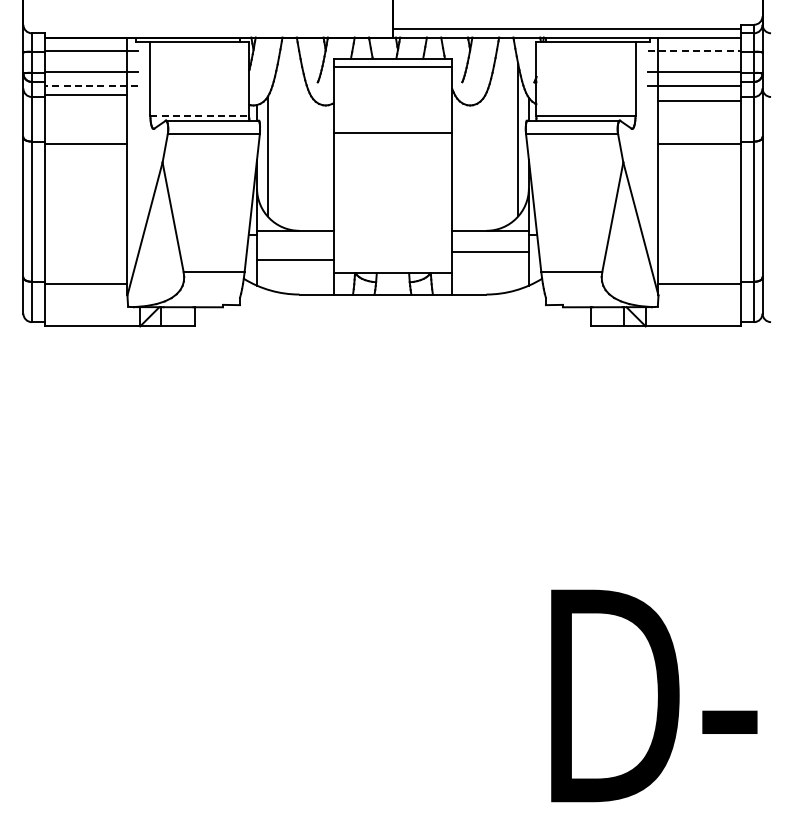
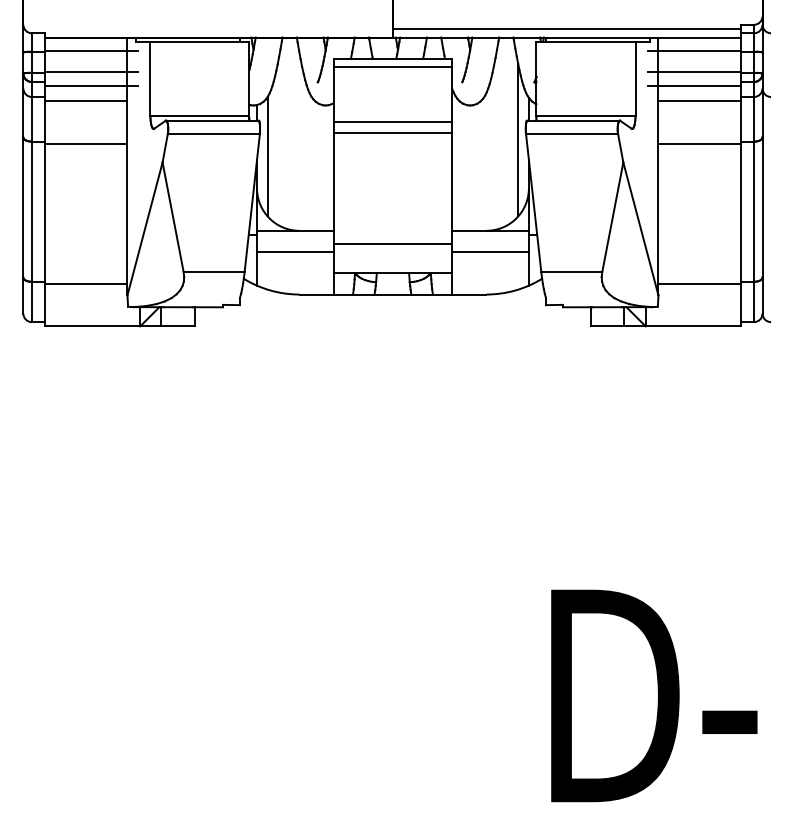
line: dashed -> solid (694, 51)
line: dashed -> solid (91, 86)
line position: (85, 95) -> (85, 101) (85, 101)
line: dashed -> solid (199, 116)
line: none -> present (392, 122)
line: none -> present (392, 243)
line position: (295, 260) -> (295, 252) (295, 252)
